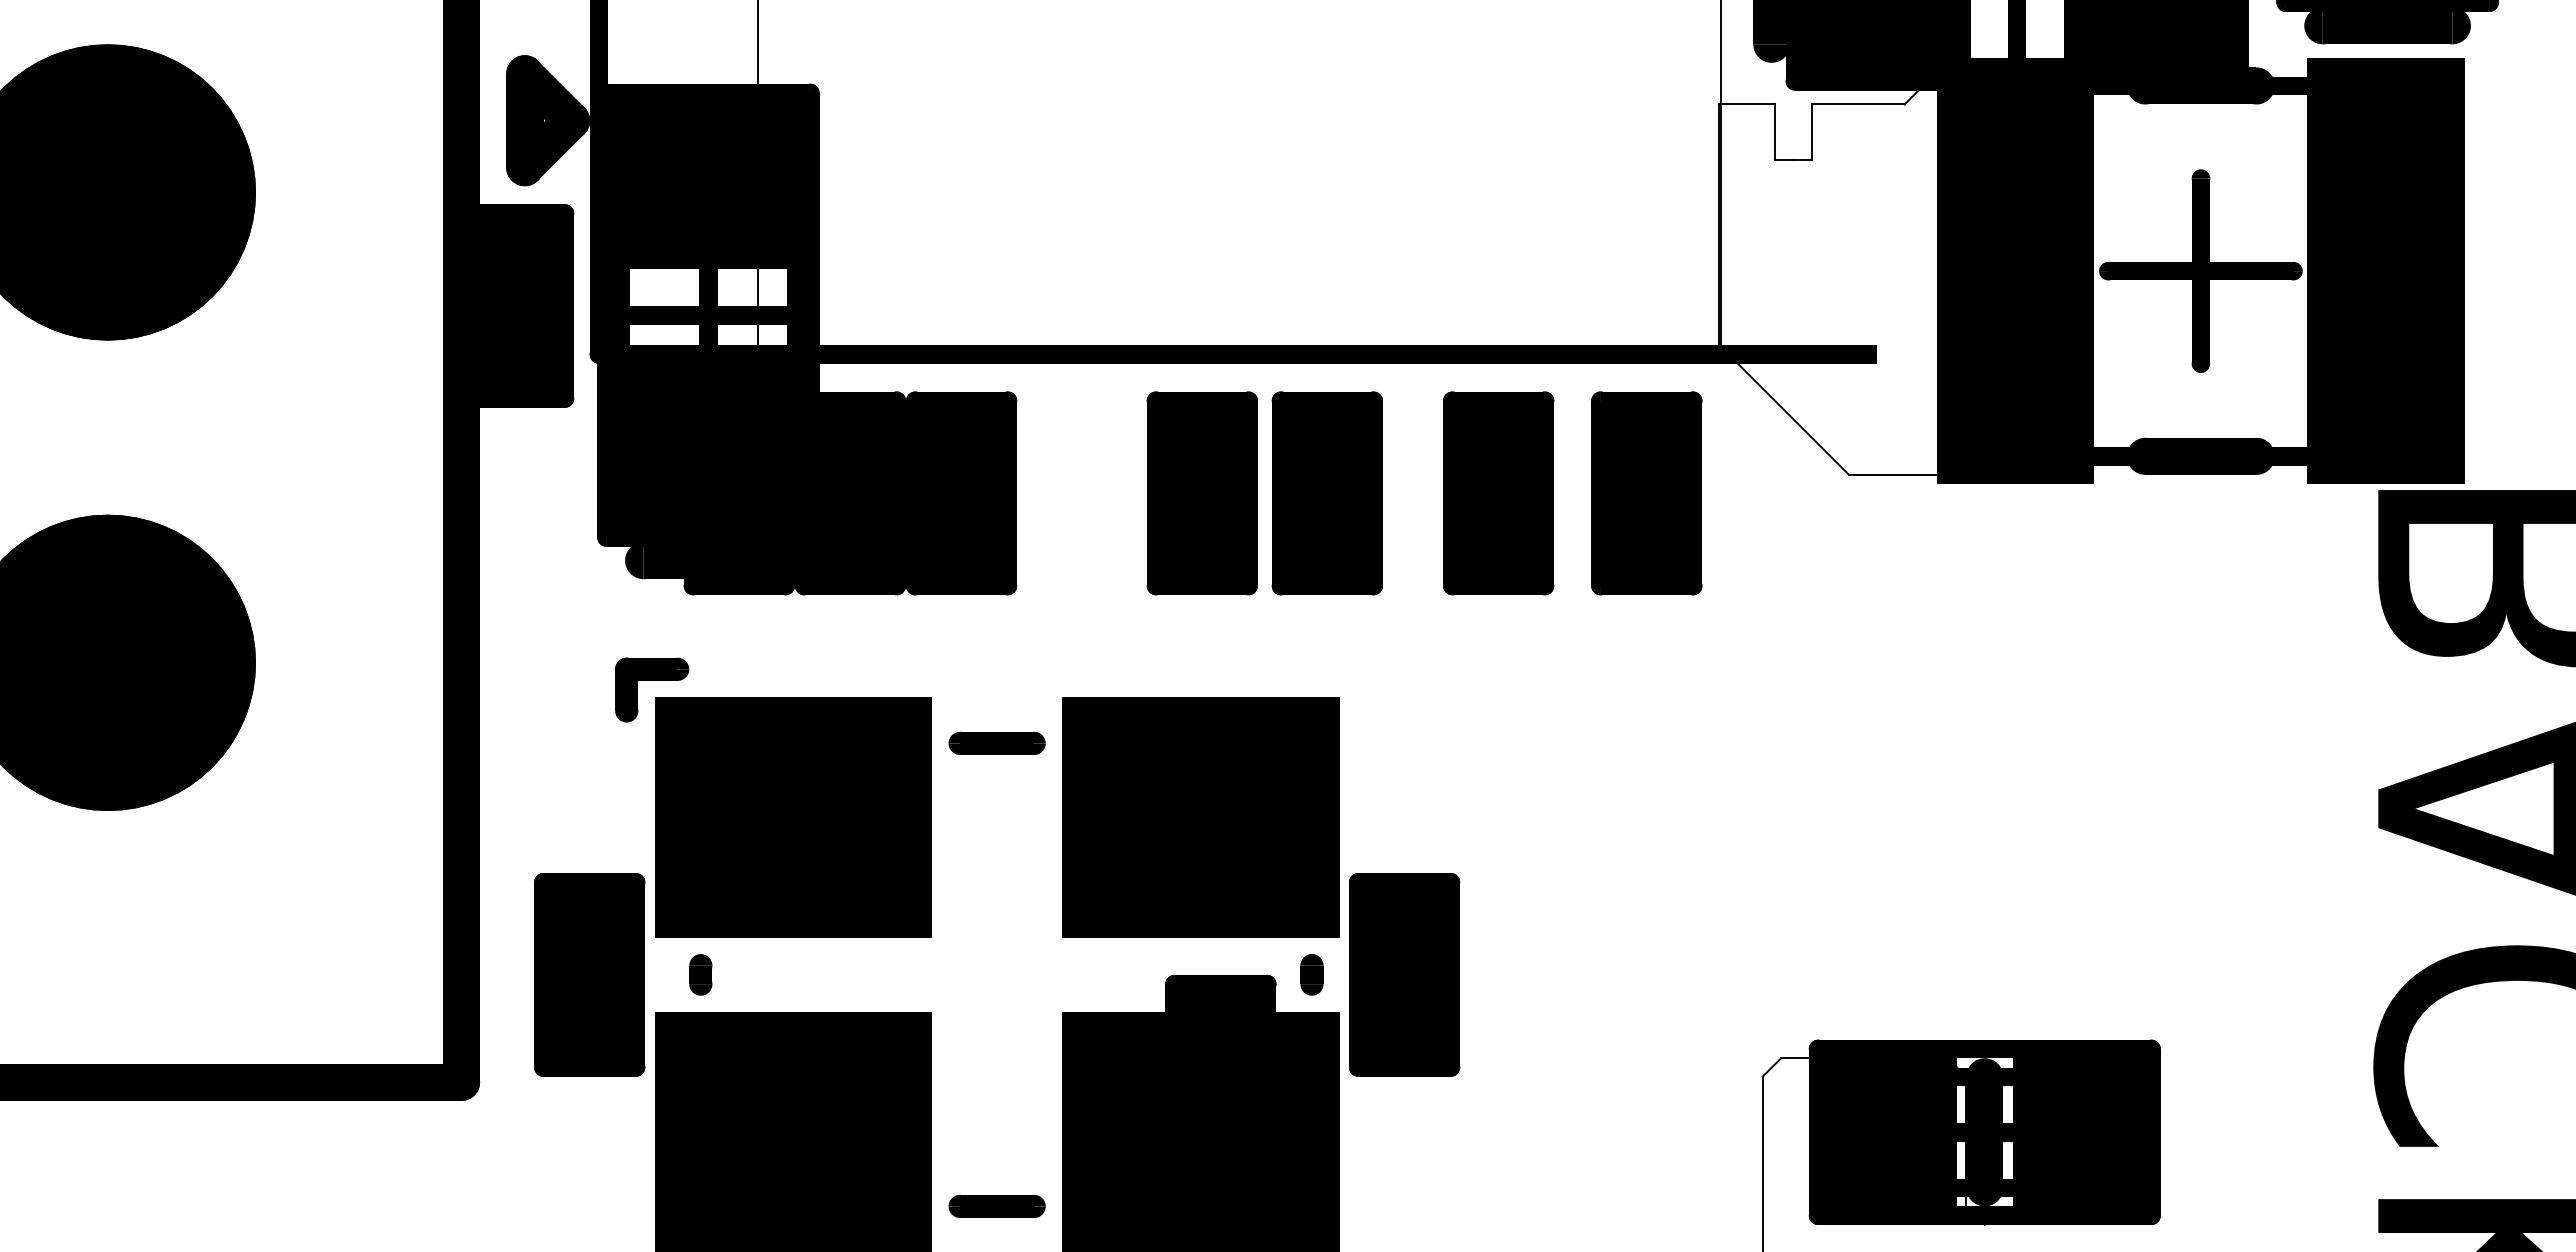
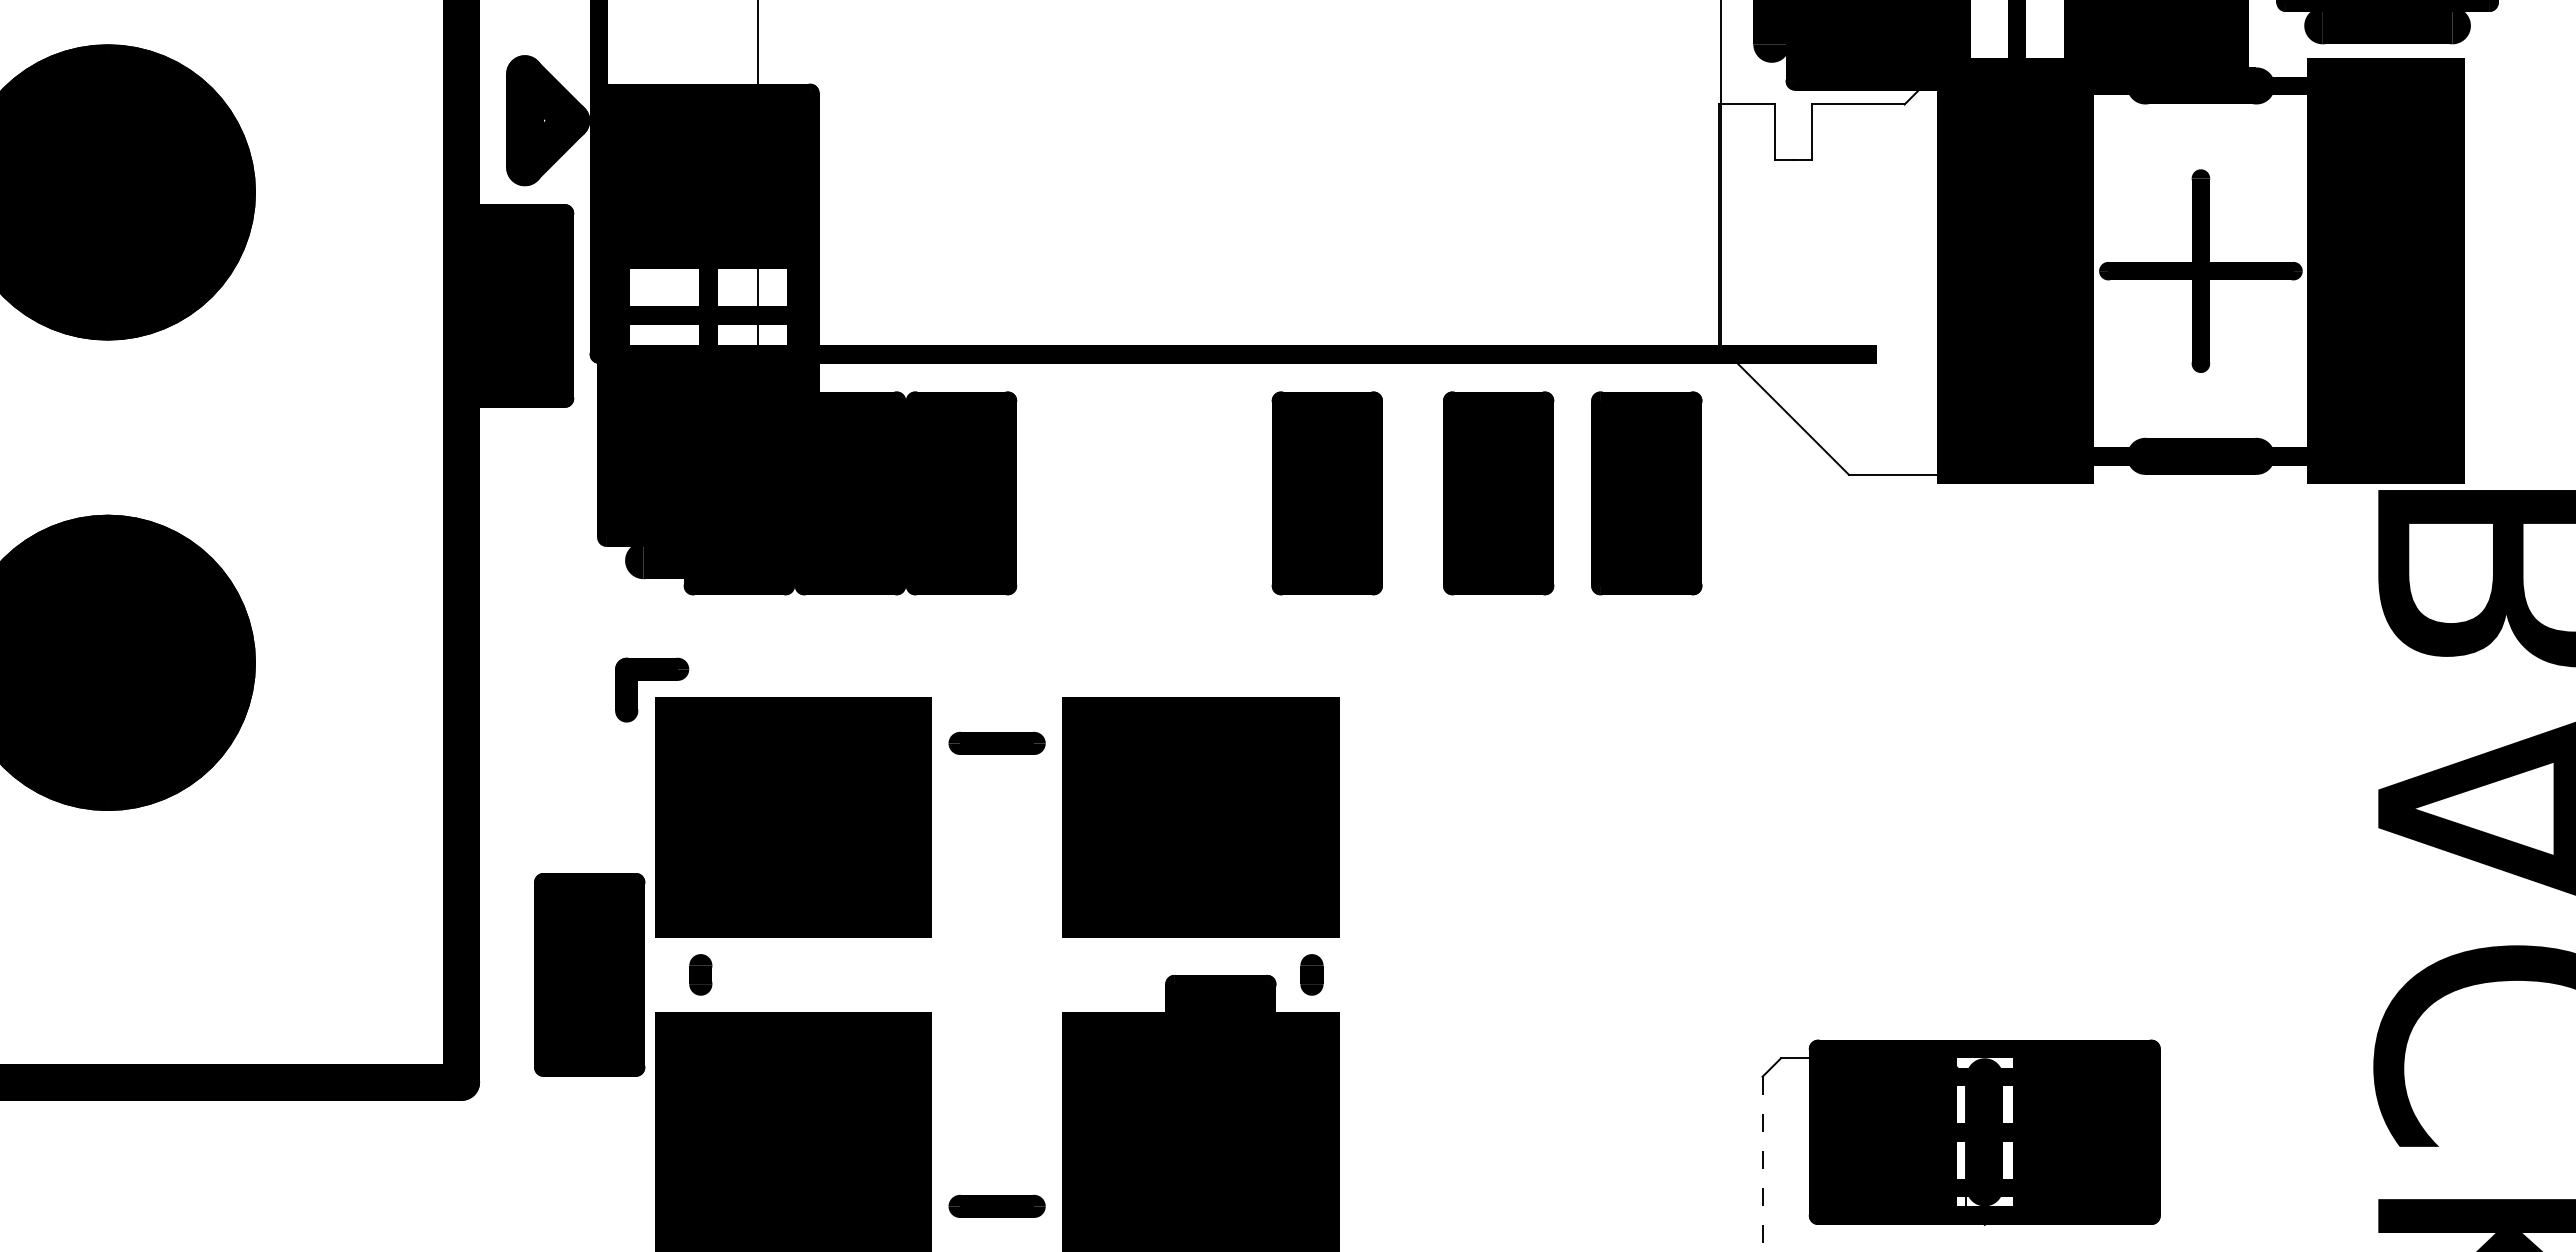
part: present -> none (1201, 493)
part: present -> none (1404, 974)
line: solid -> dashed (1762, 1164)
